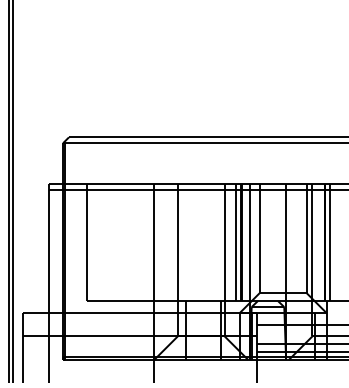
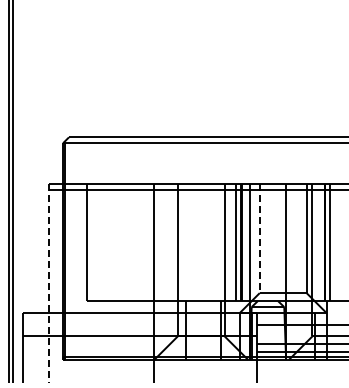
line: solid -> dashed (259, 239)
line: solid -> dashed (49, 284)
